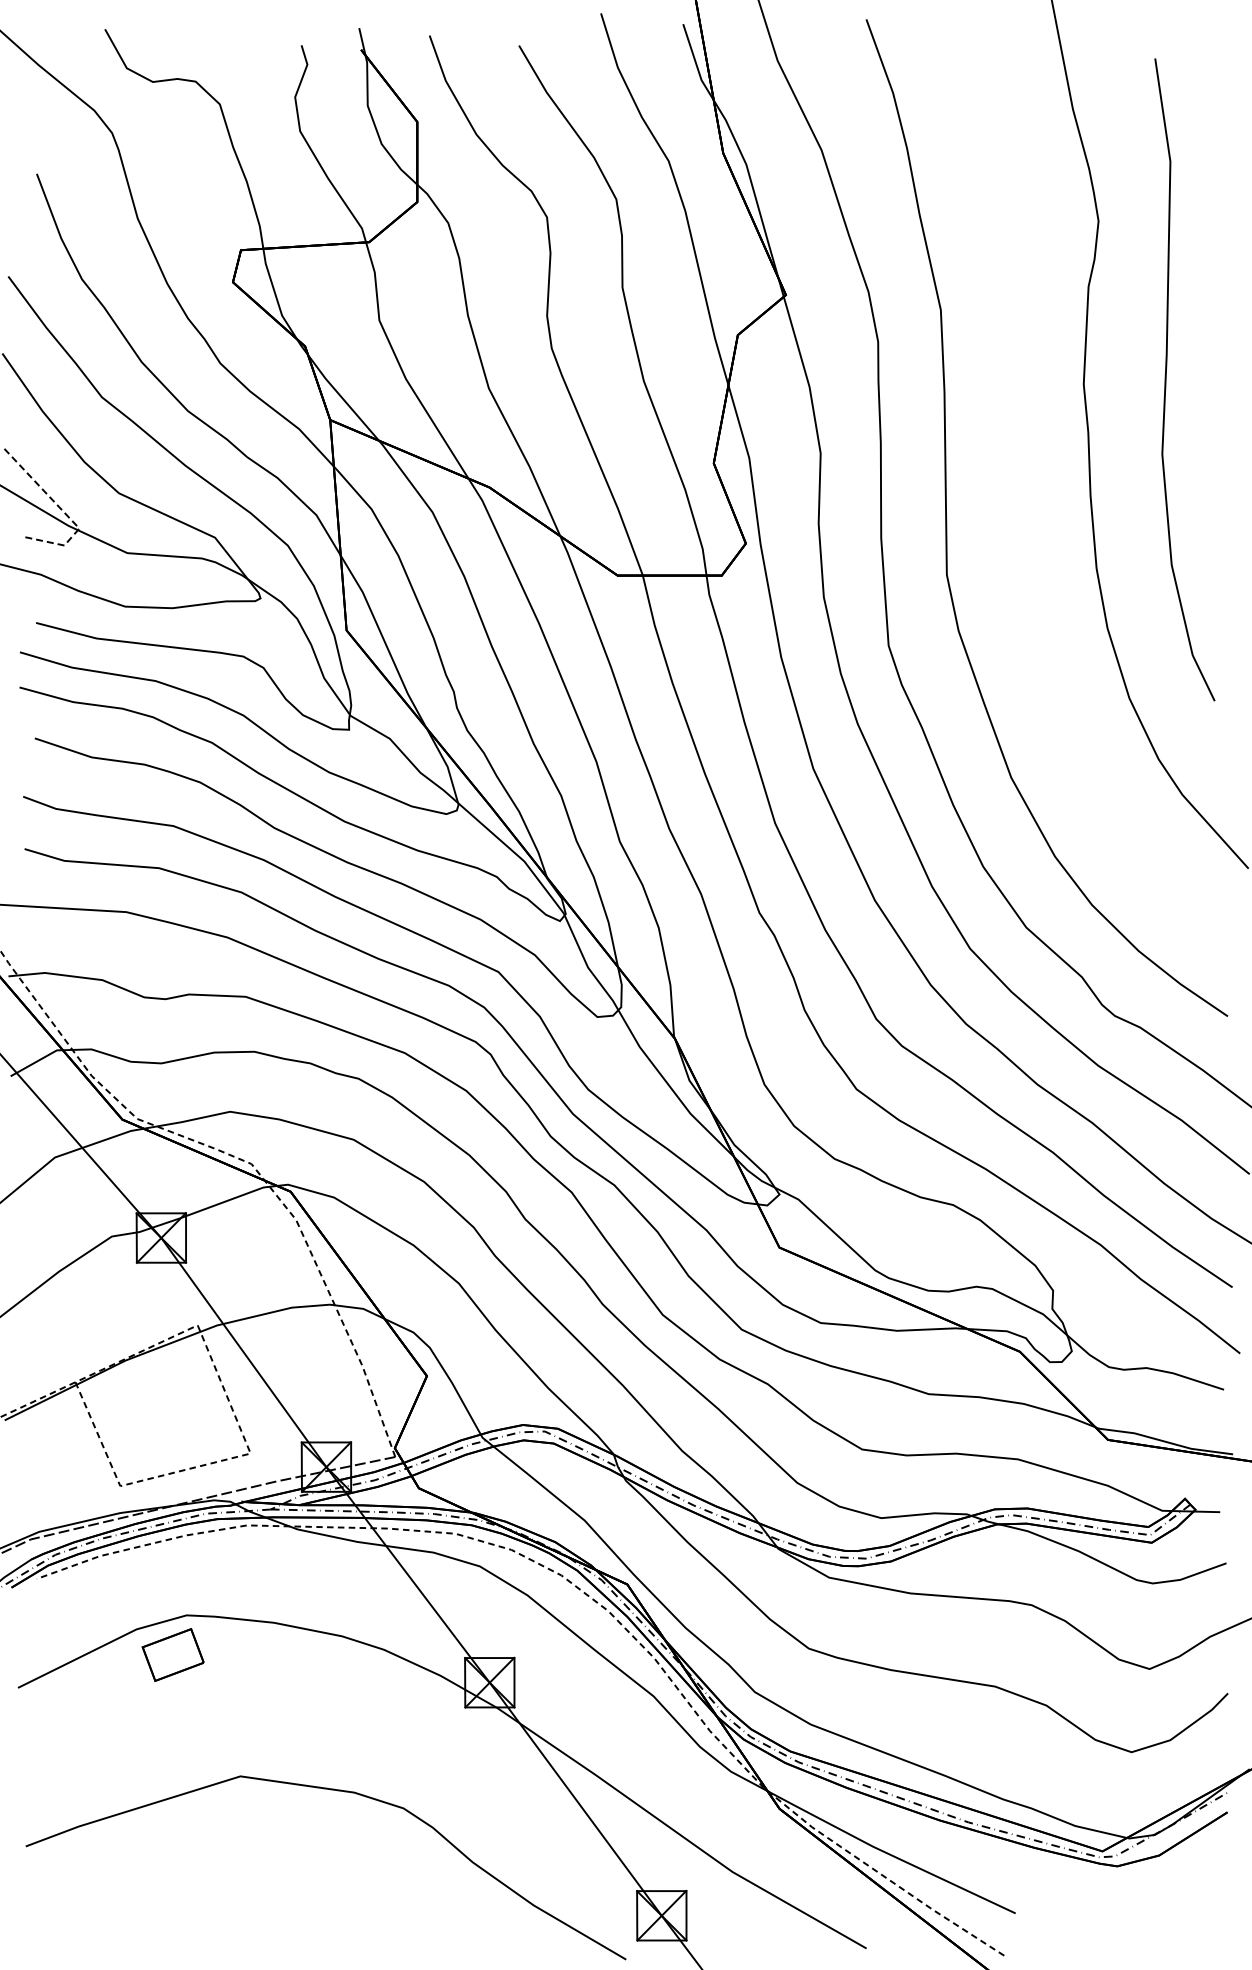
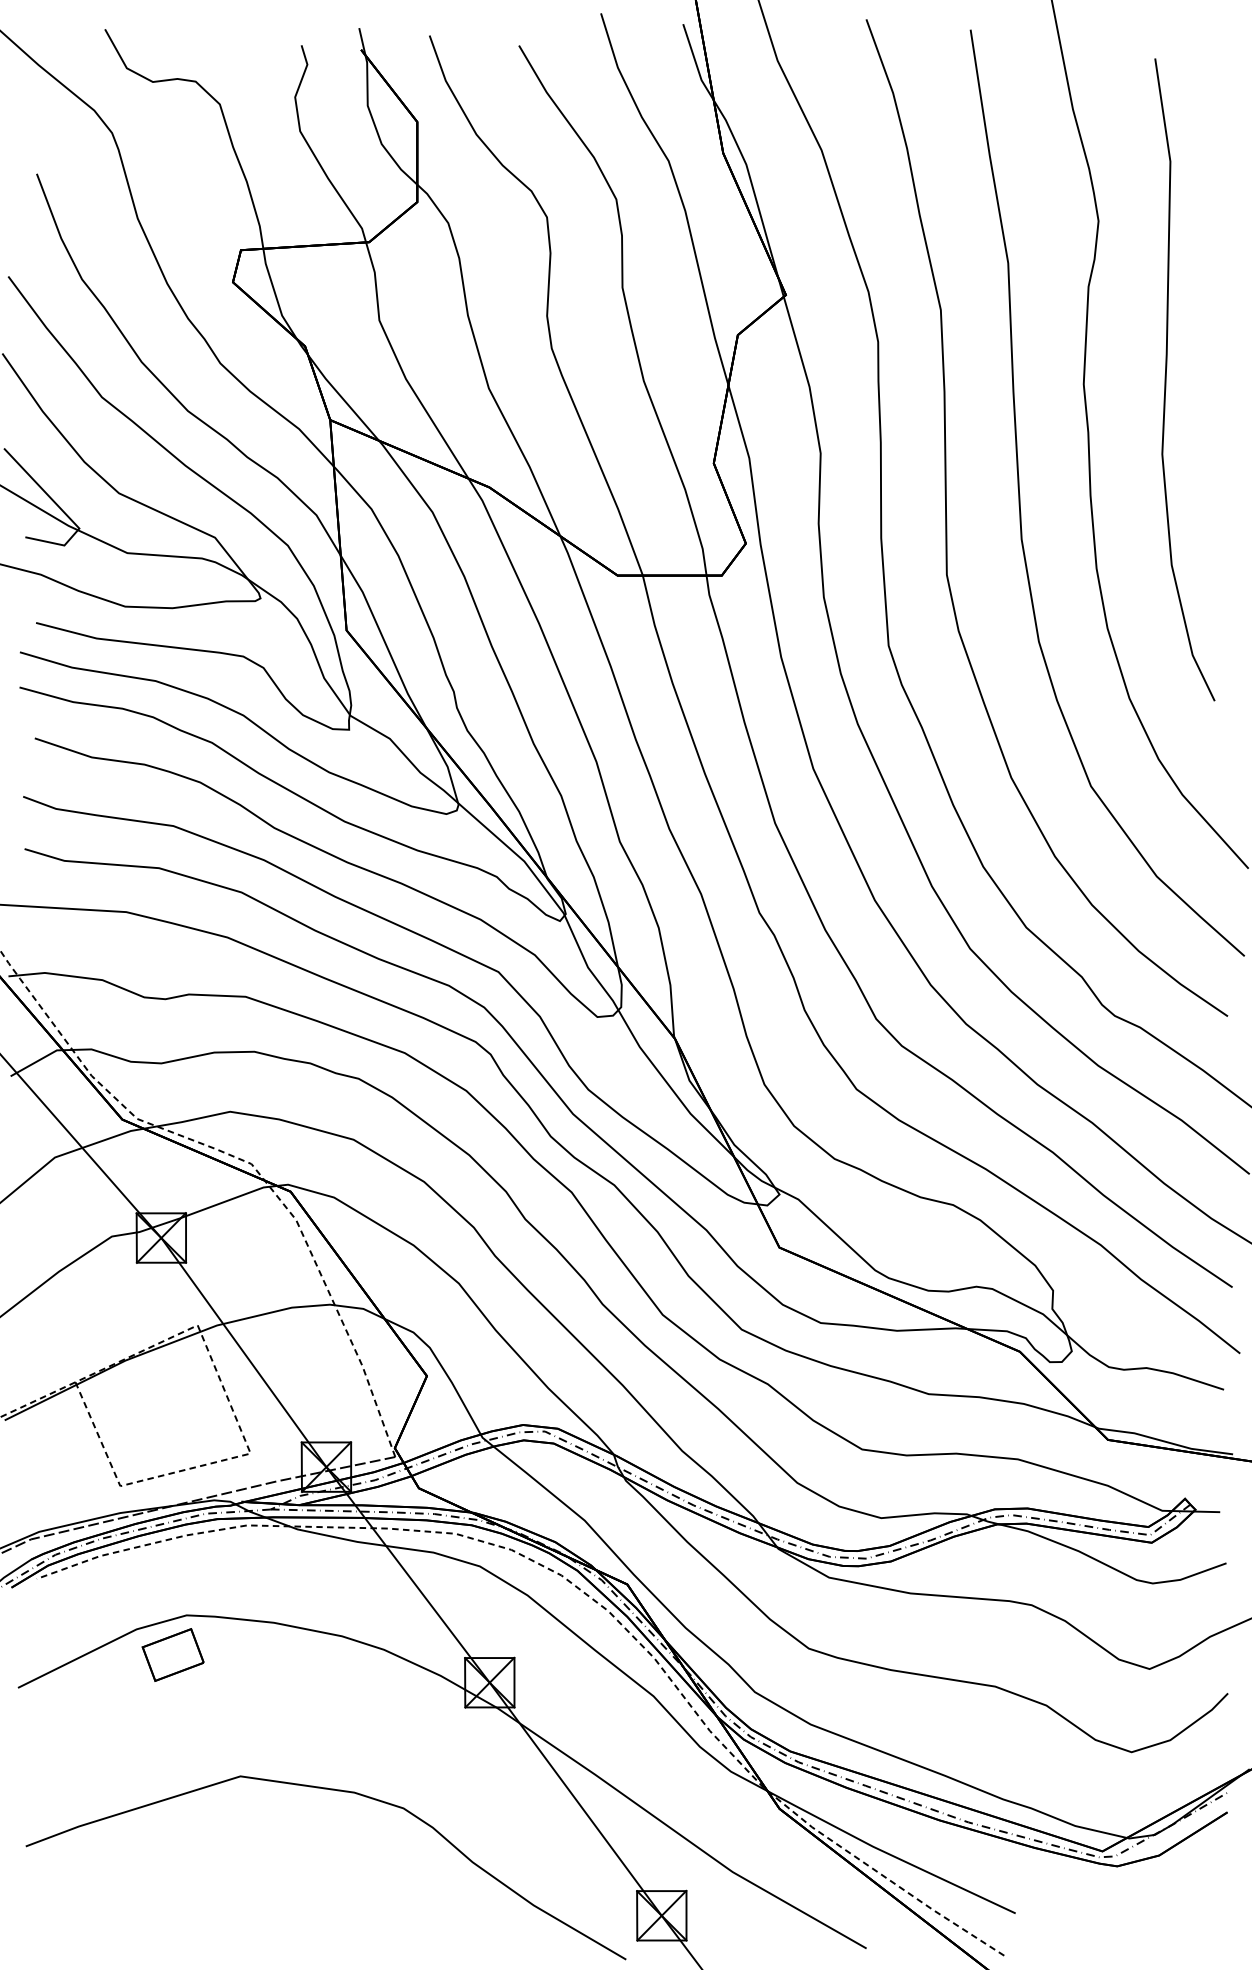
curve: none -> present (1020, 494)
line: dashed -> solid (63, 511)
